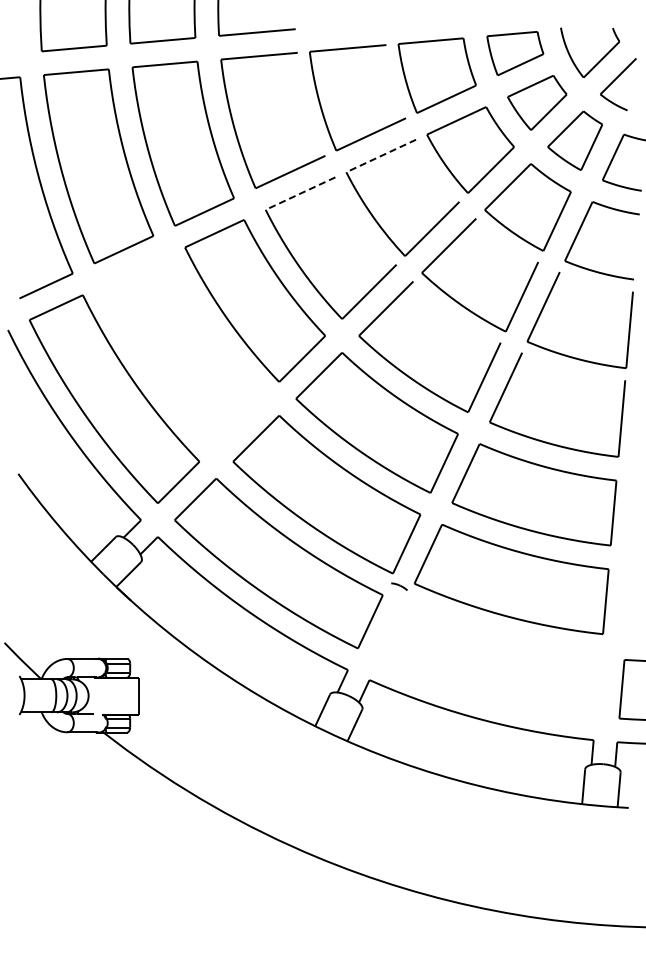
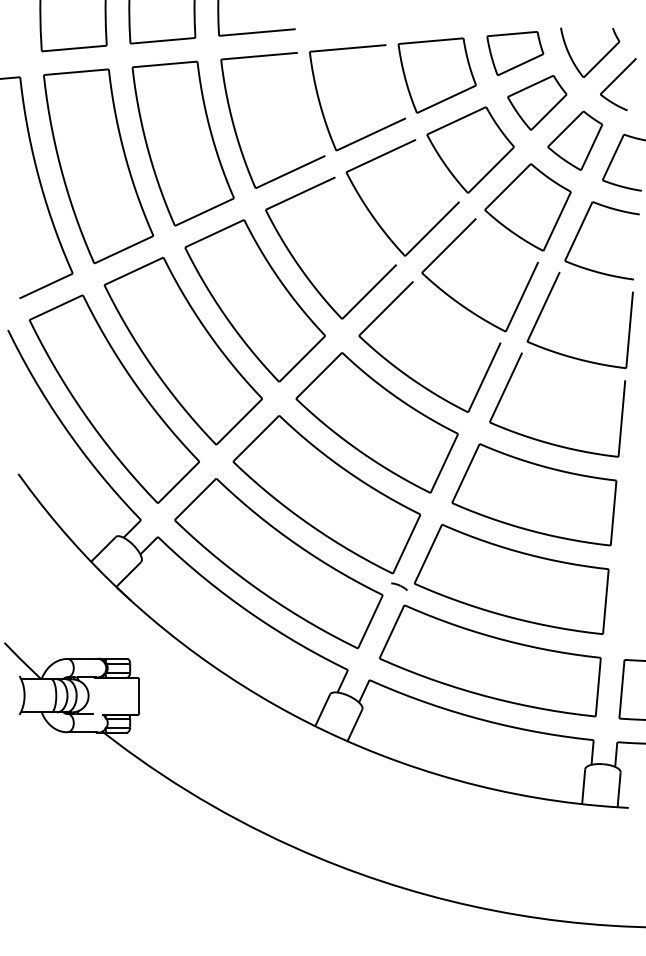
line: dashed -> solid (380, 156)
line: dashed -> solid (300, 193)
part: none -> present (182, 351)
part: none -> present (490, 660)
